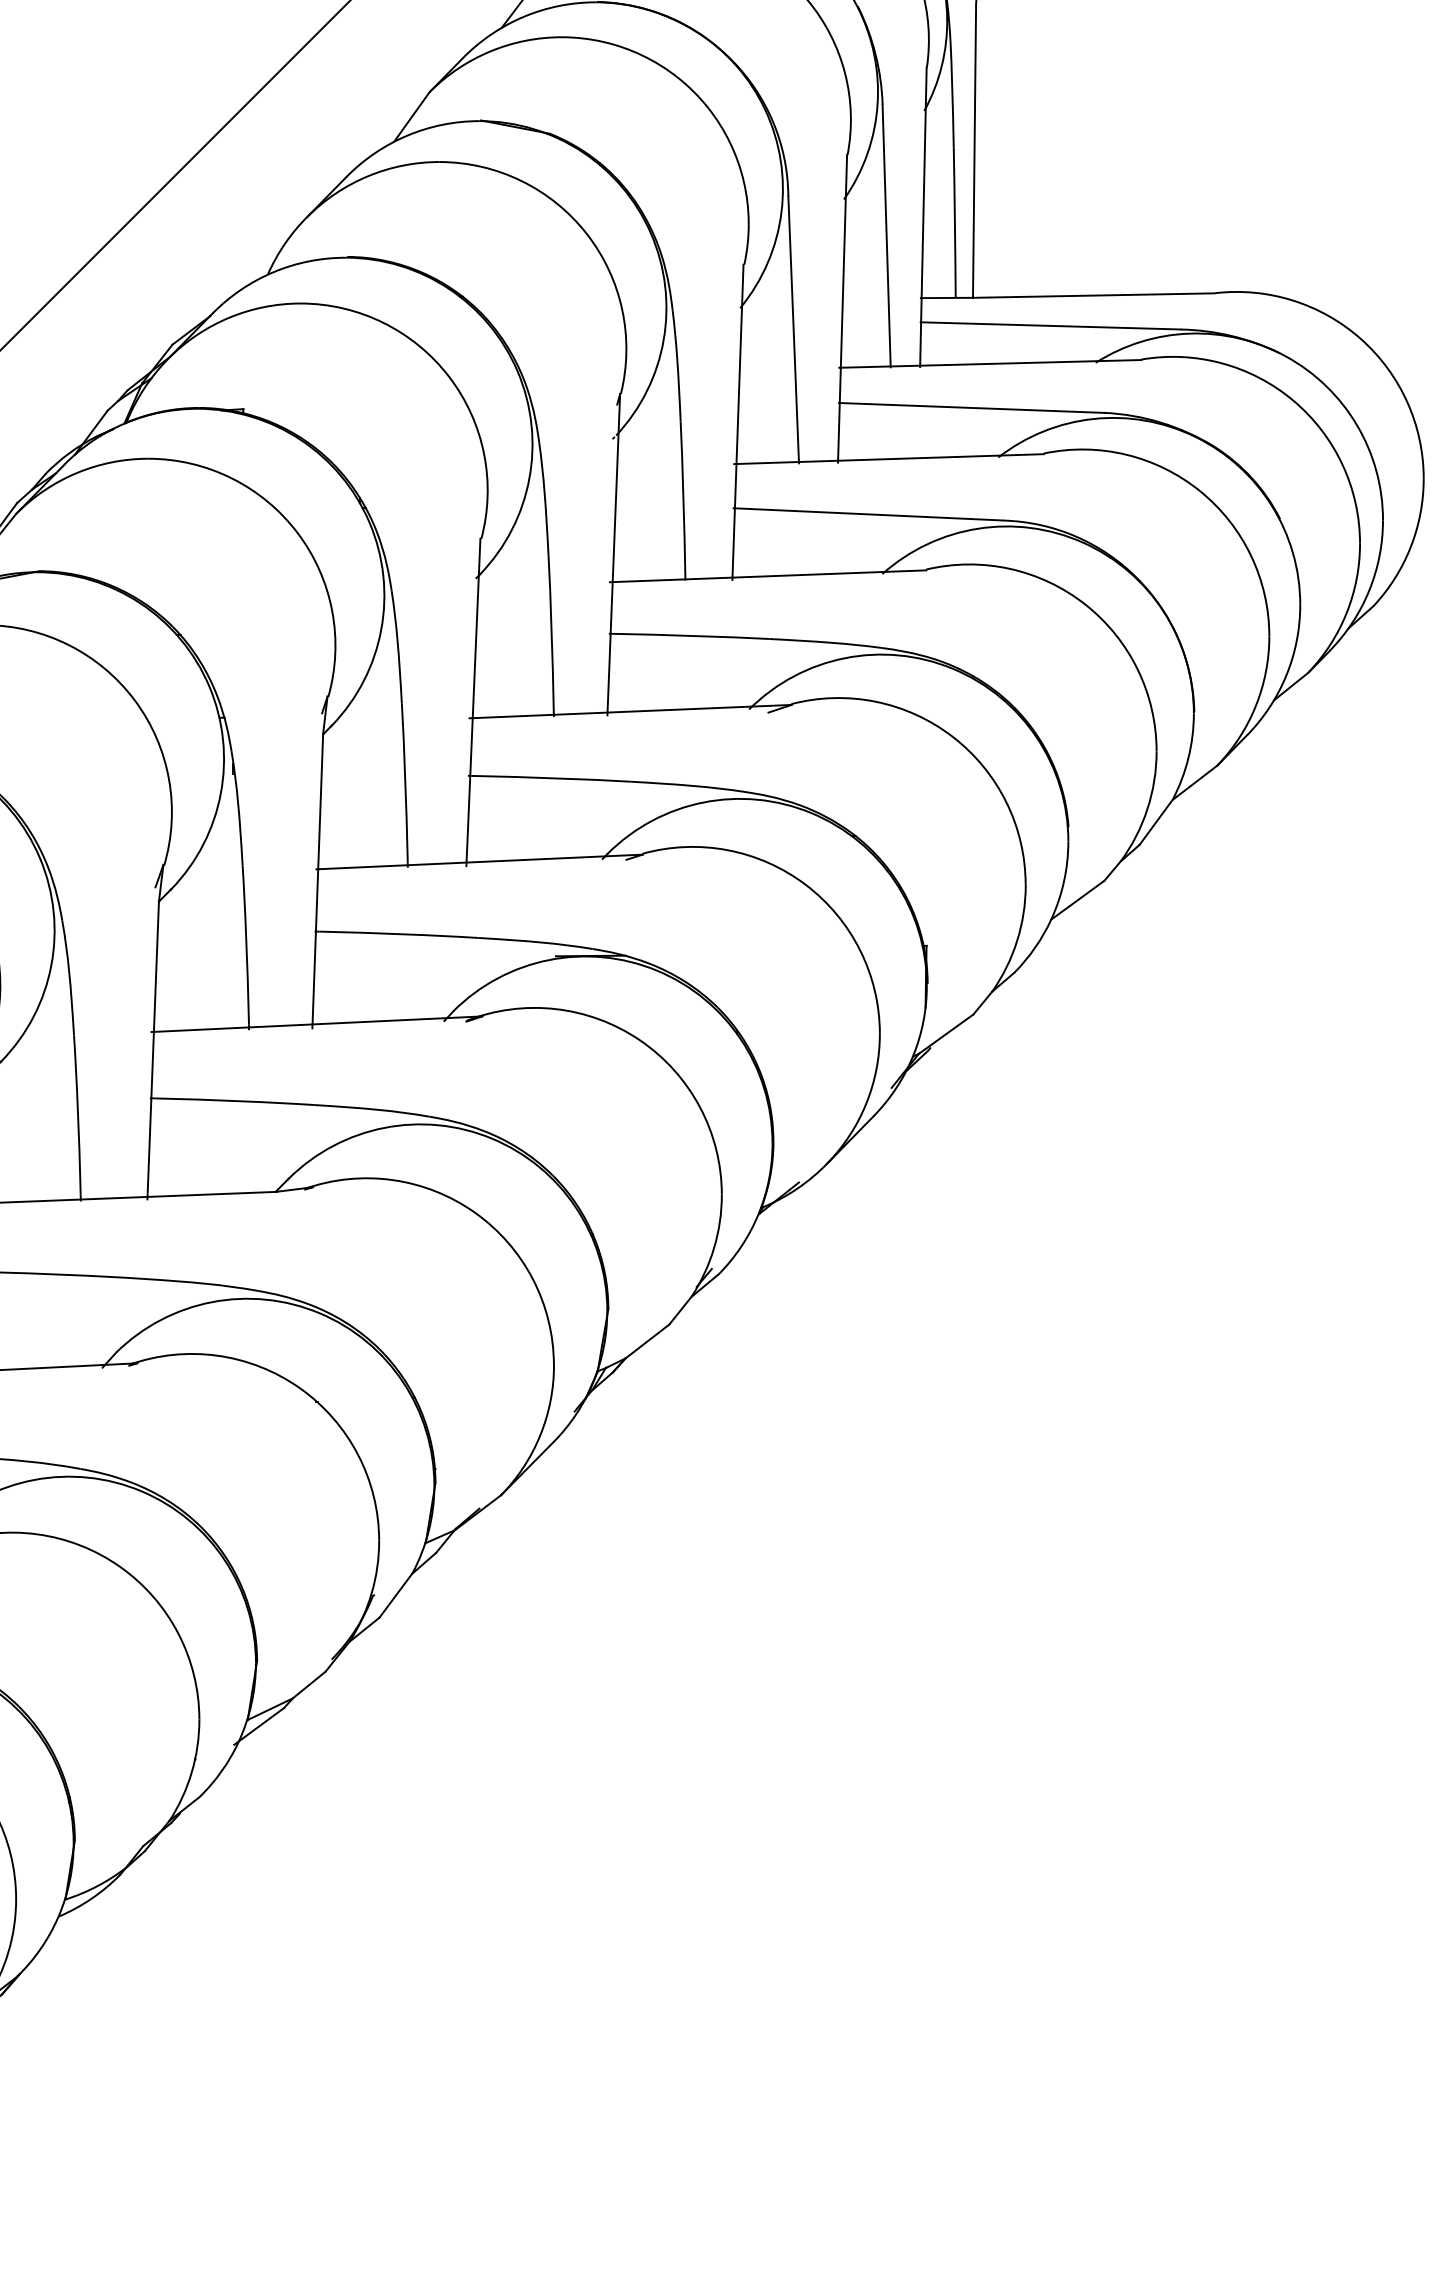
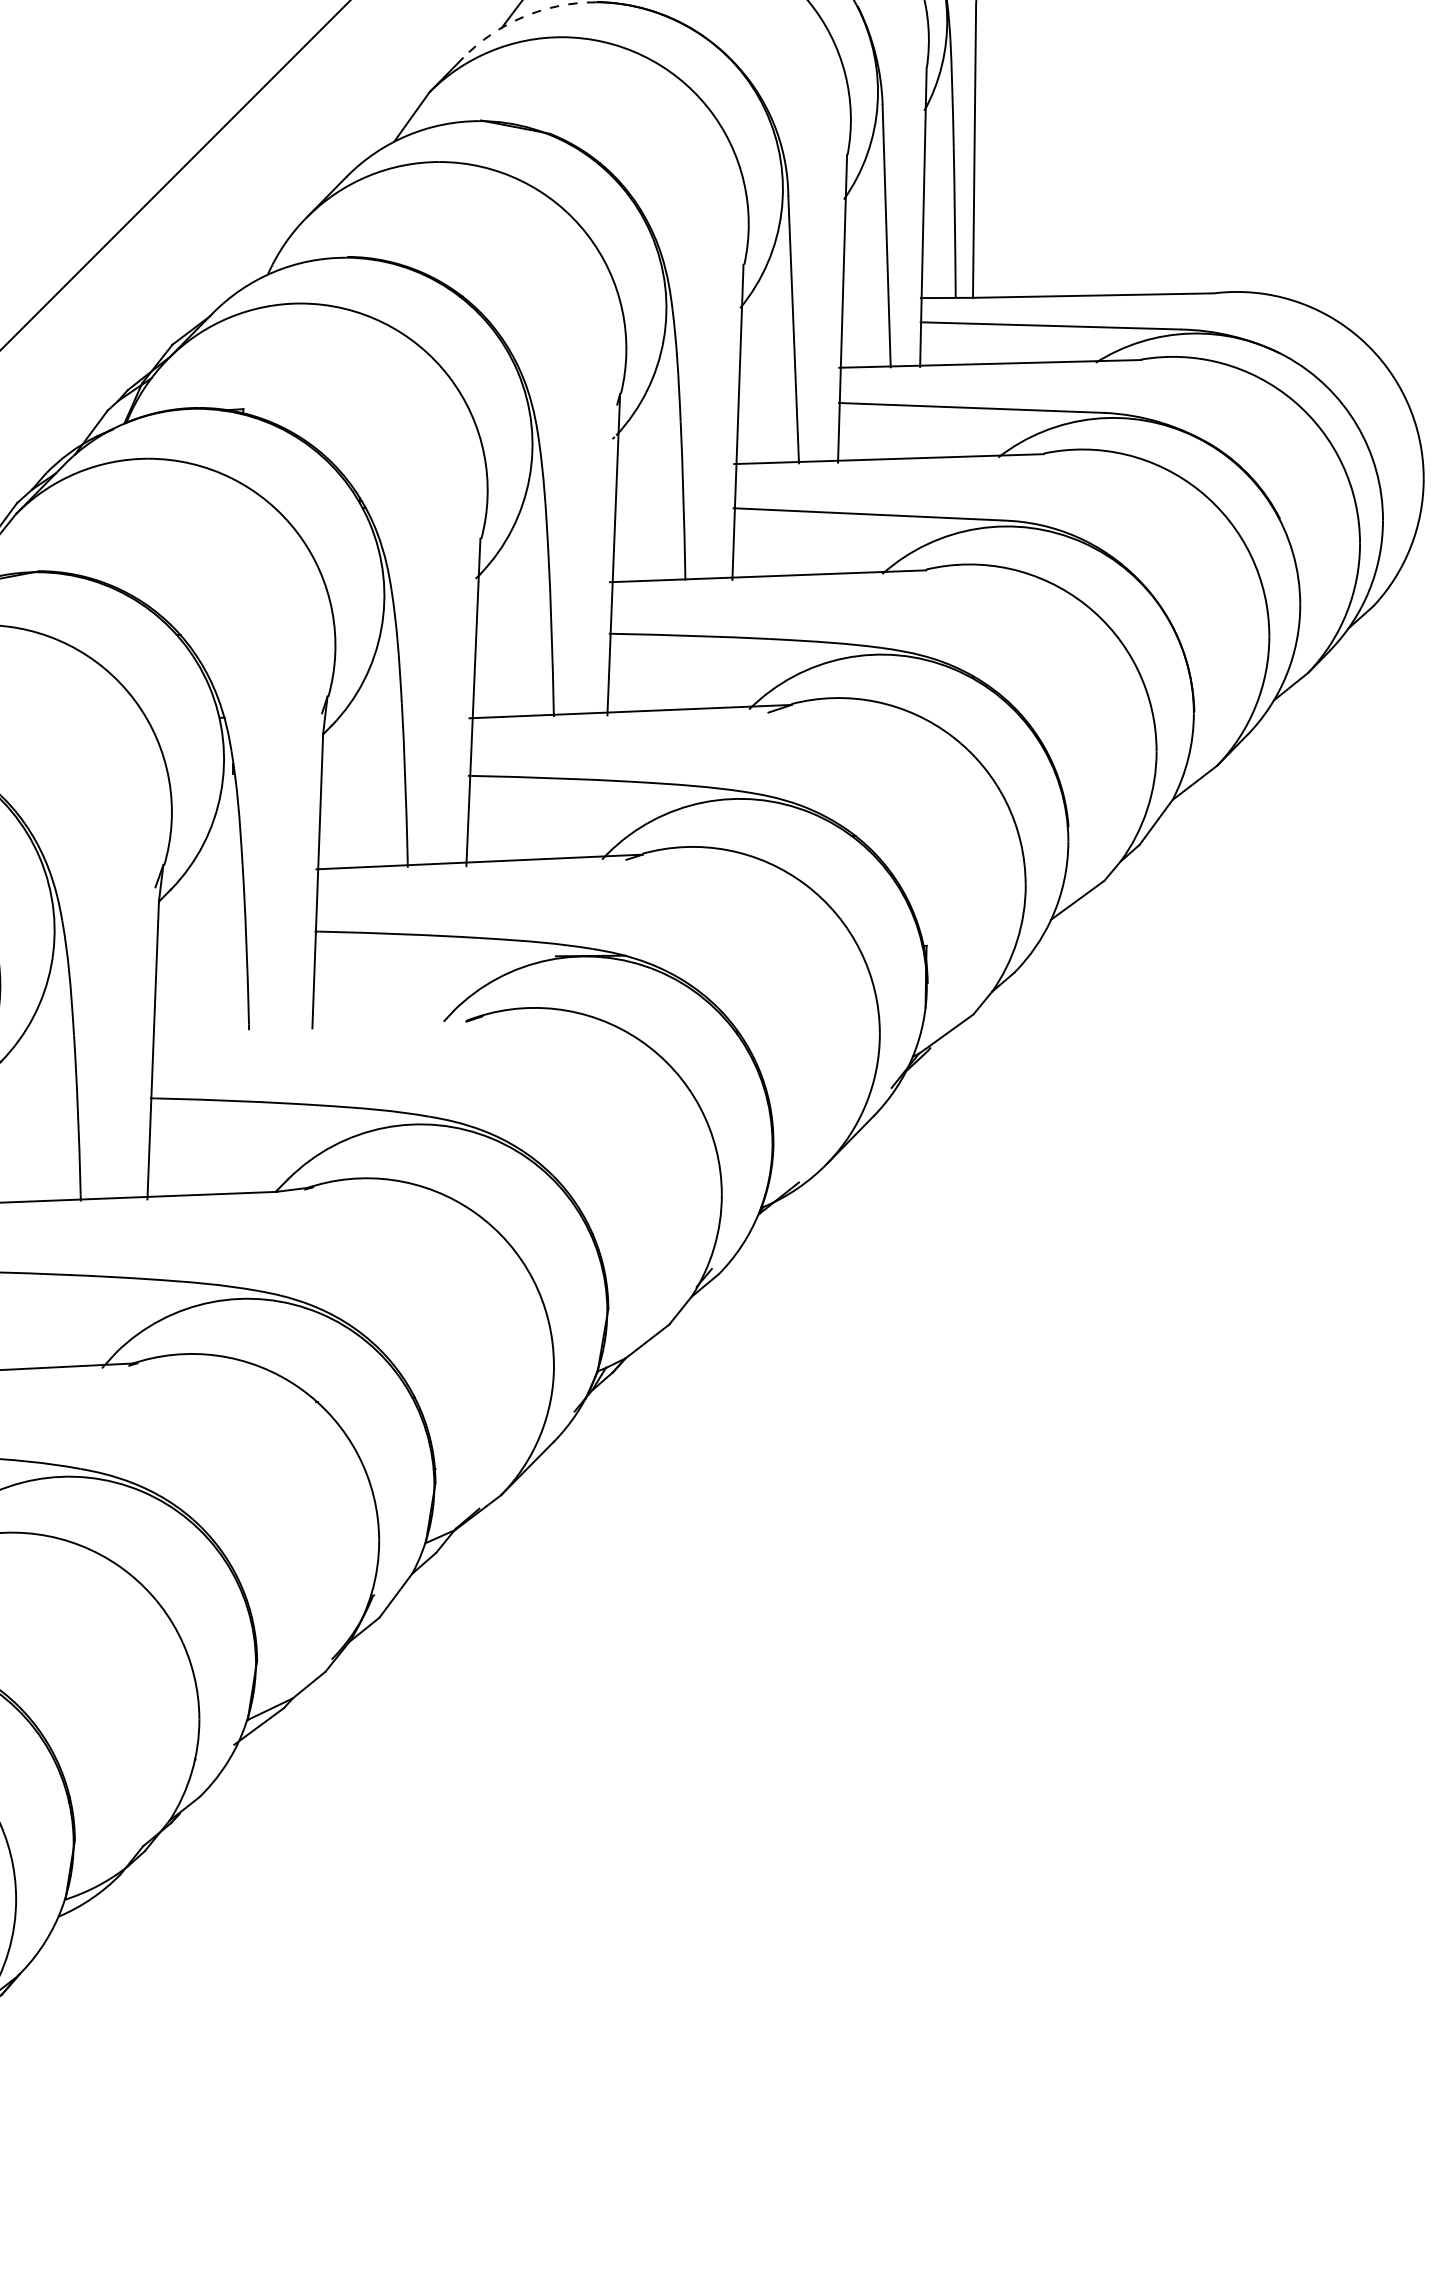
arc: solid -> dashed (523, 16)
line: present -> none (316, 1024)
